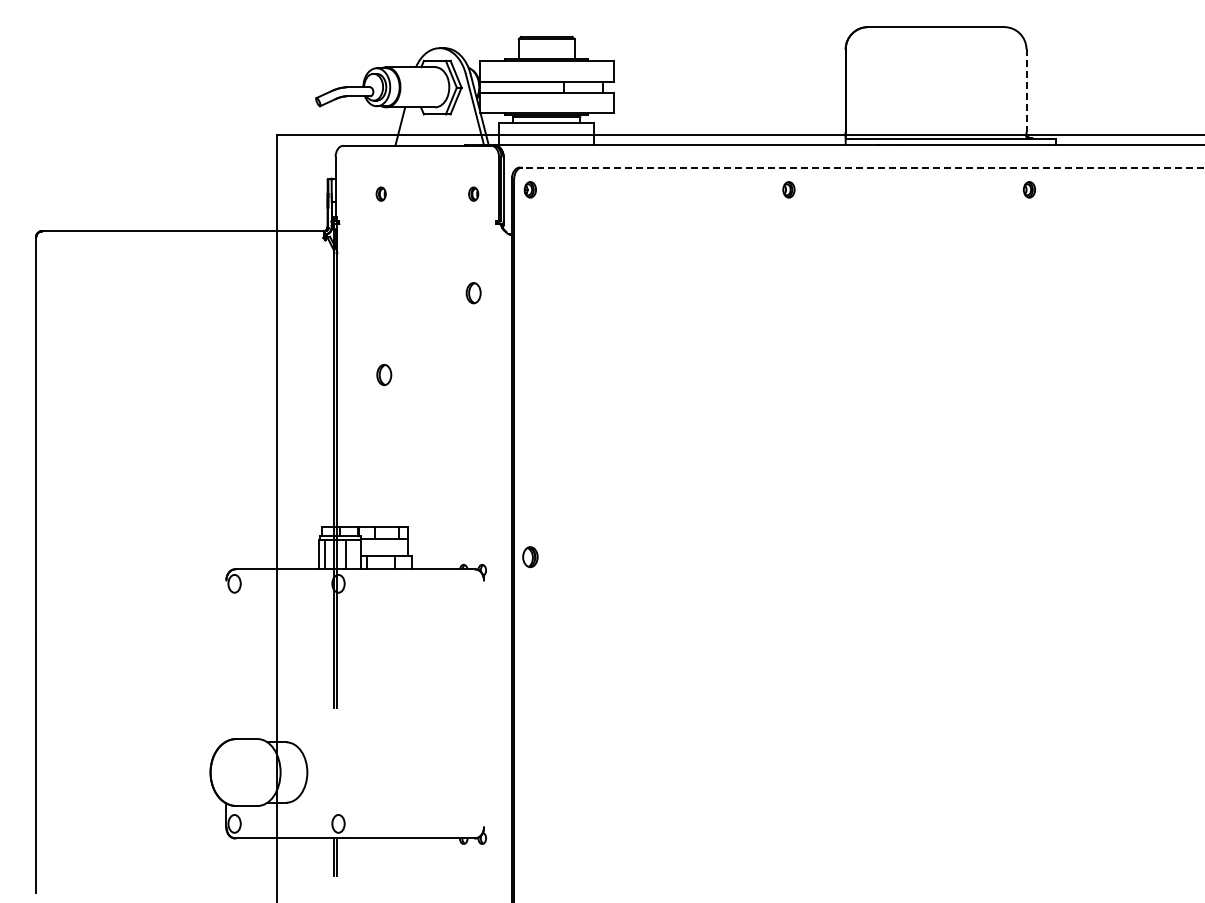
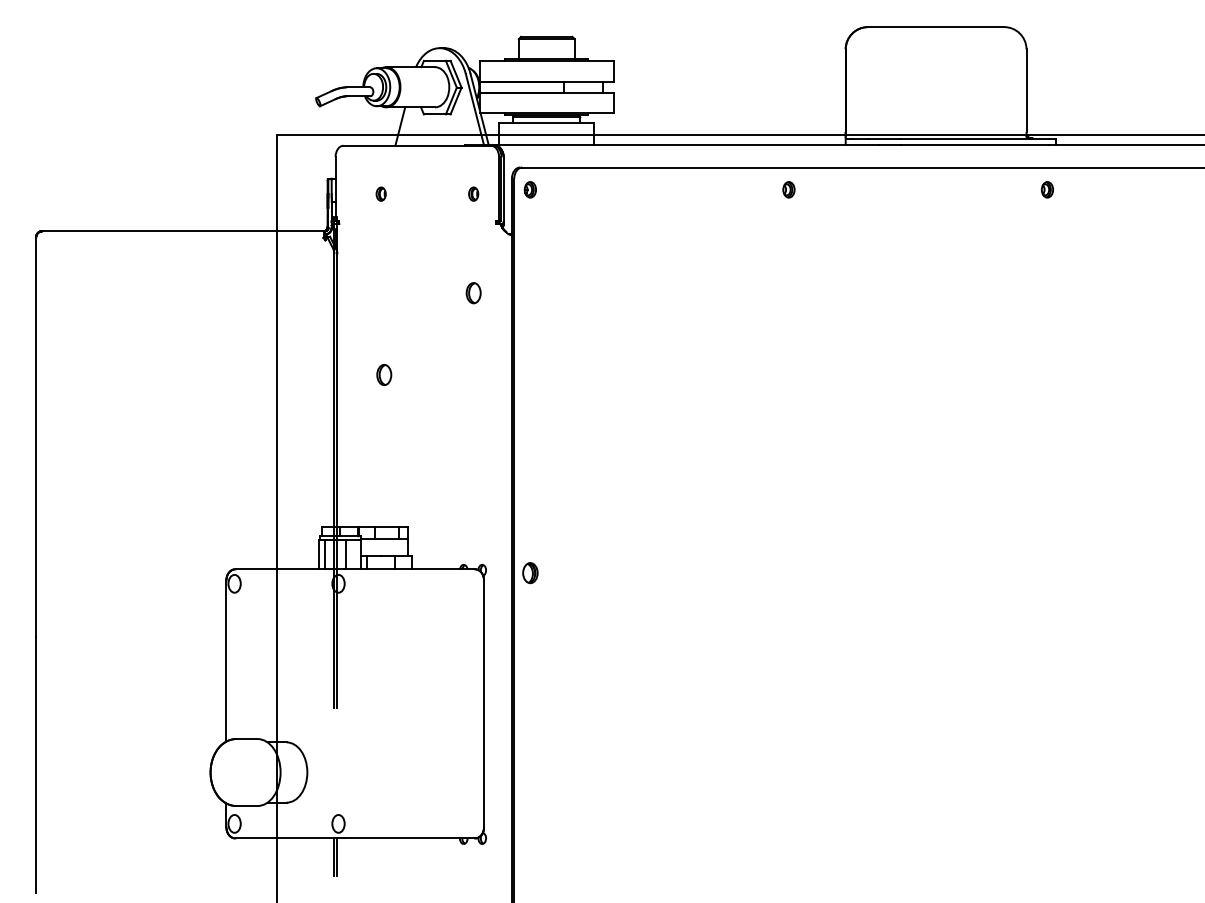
line: dashed -> solid (1026, 91)
line: dashed -> solid (863, 167)
part position: (1029, 189) -> (1047, 189) (1047, 189)
part position: (530, 557) -> (530, 573) (530, 573)
line: none -> present (226, 660)
line: none -> present (484, 703)
